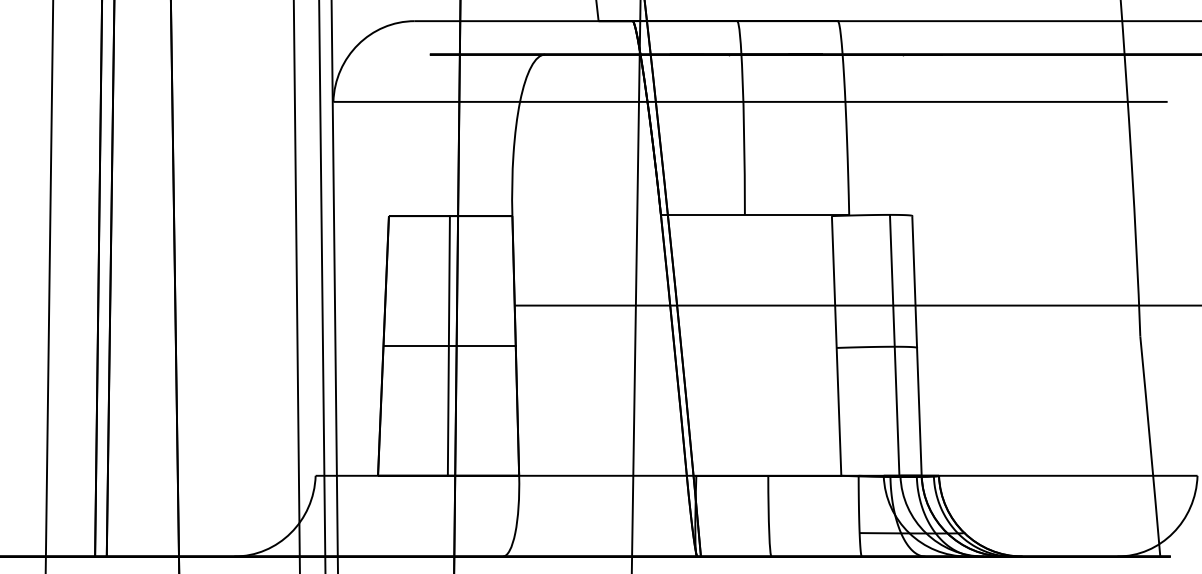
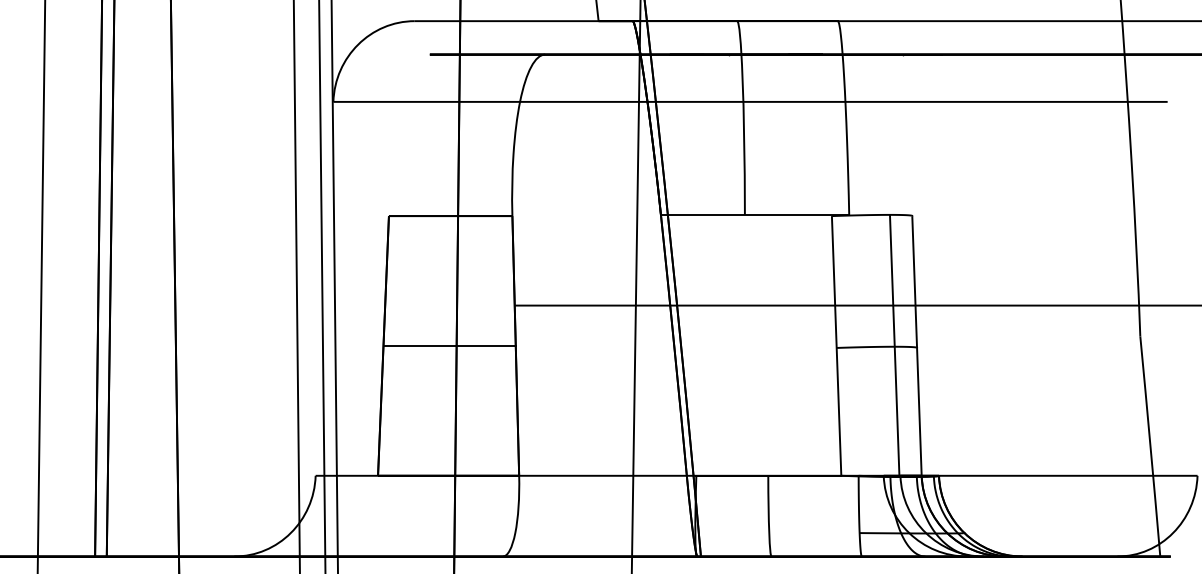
line position: (49, 286) -> (41, 286) (41, 286)
line: present -> none (448, 345)
